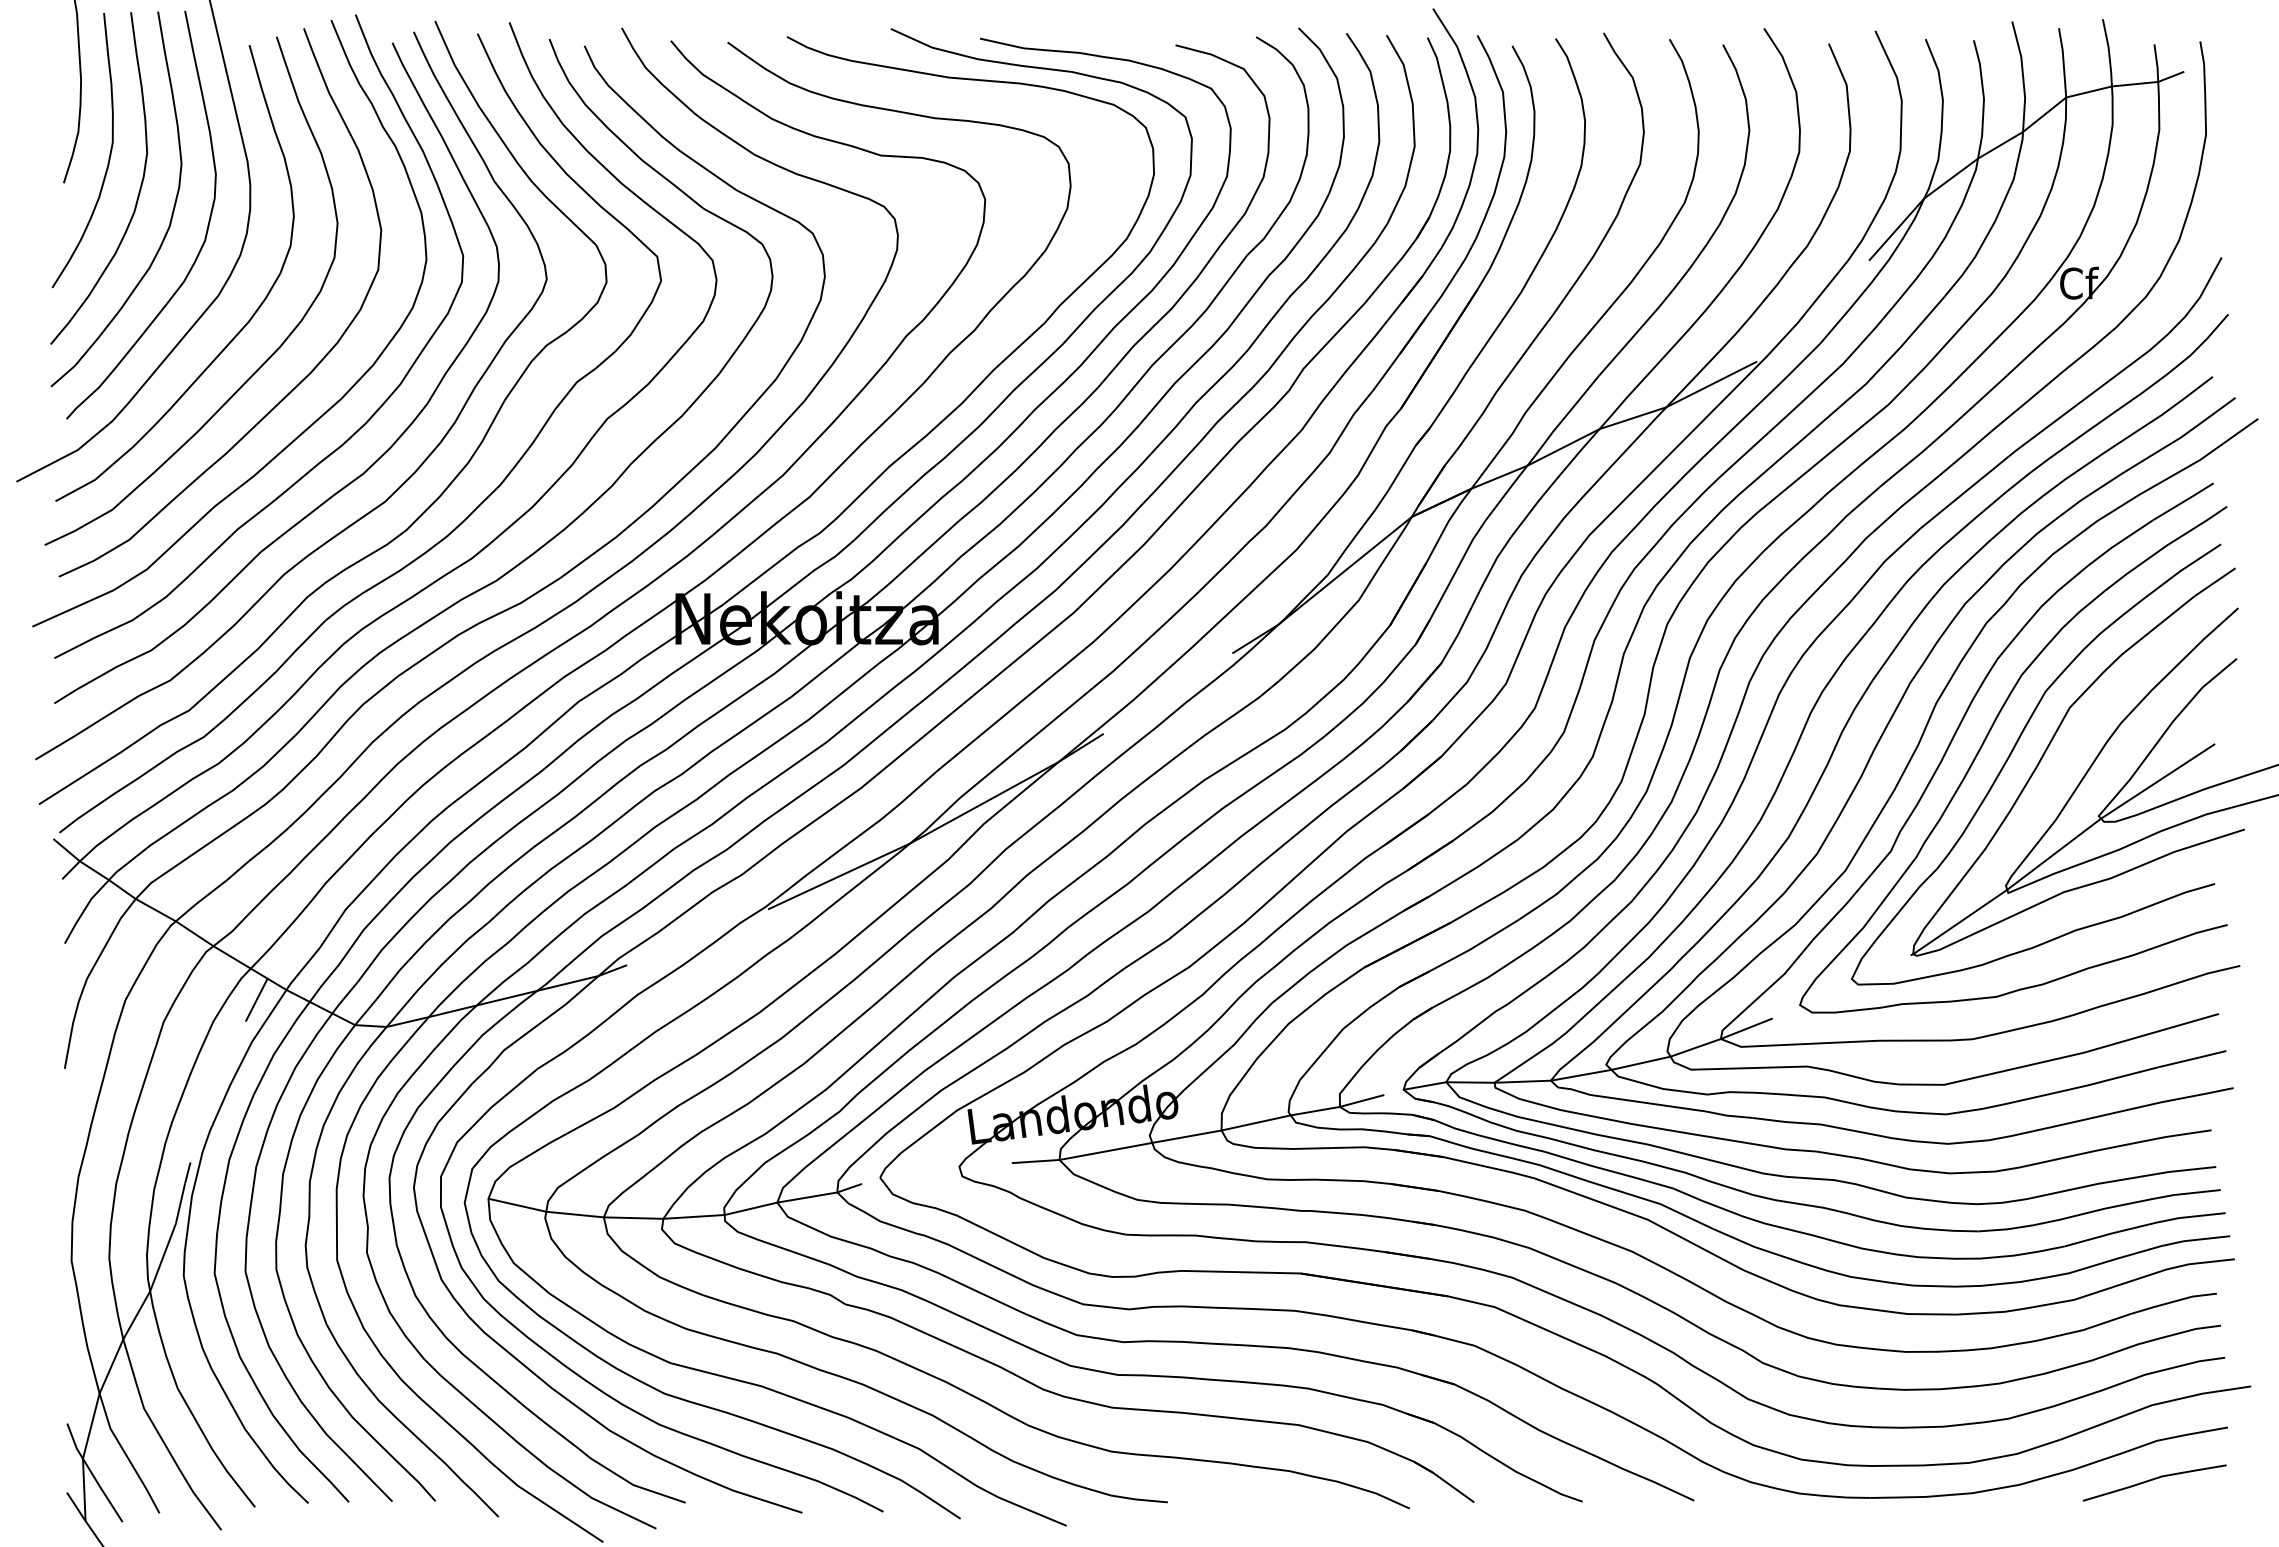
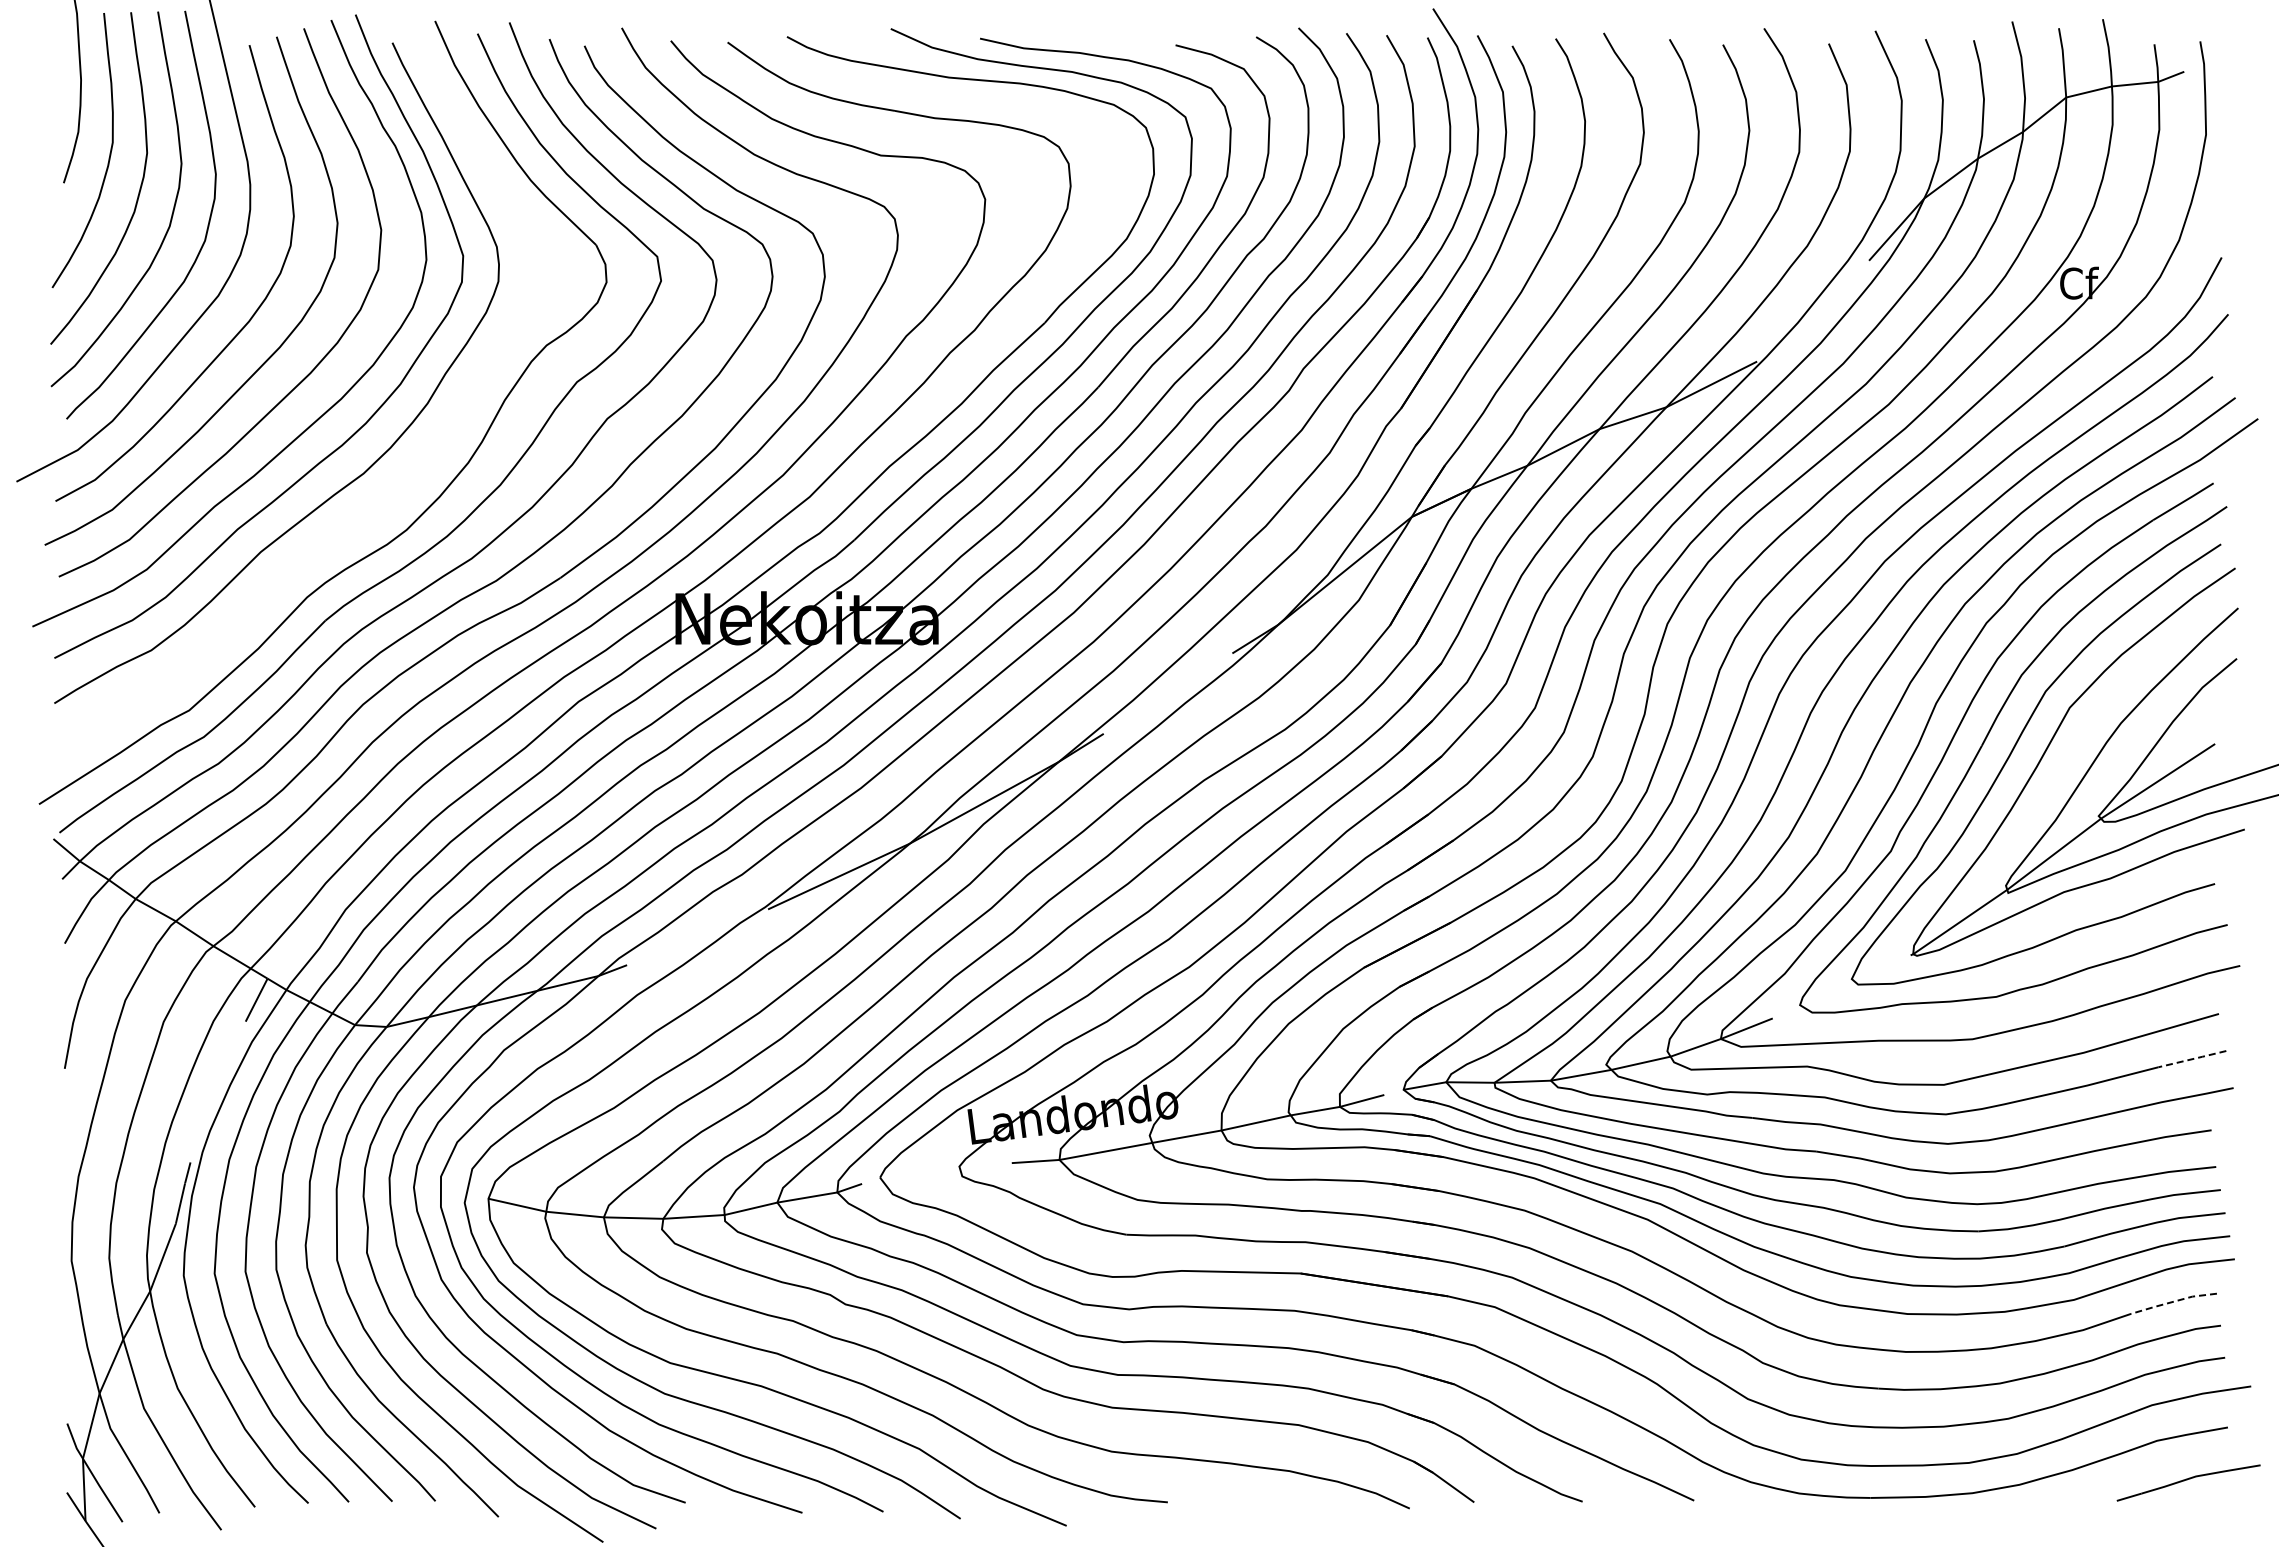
curve: present -> none (367, 512)
line: solid -> dashed (2192, 1059)
line: solid -> dashed (2173, 1301)
part position: (2154, 1482) -> (2188, 1482) (2188, 1482)
